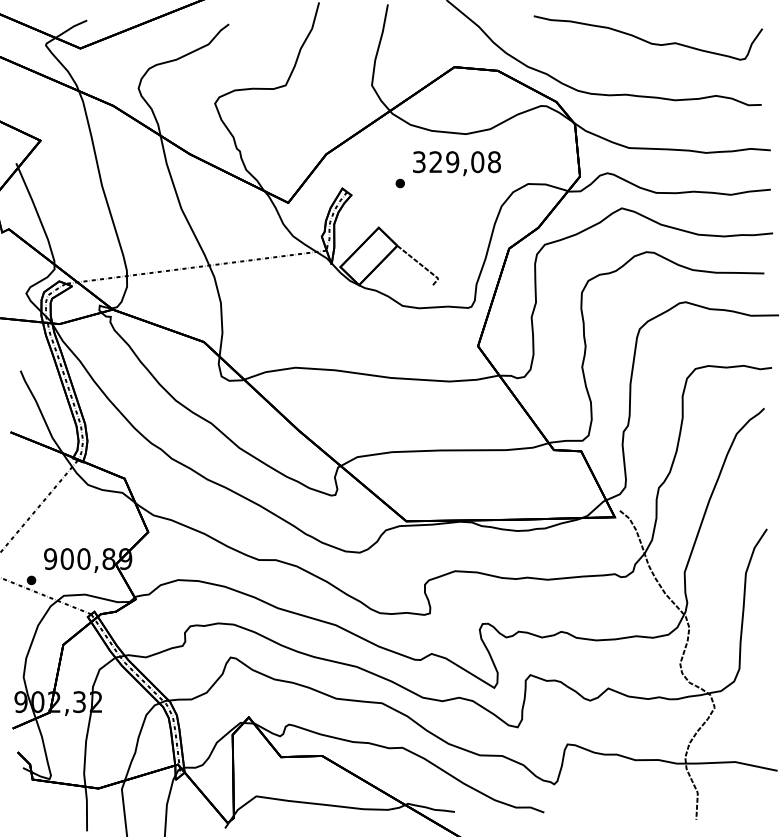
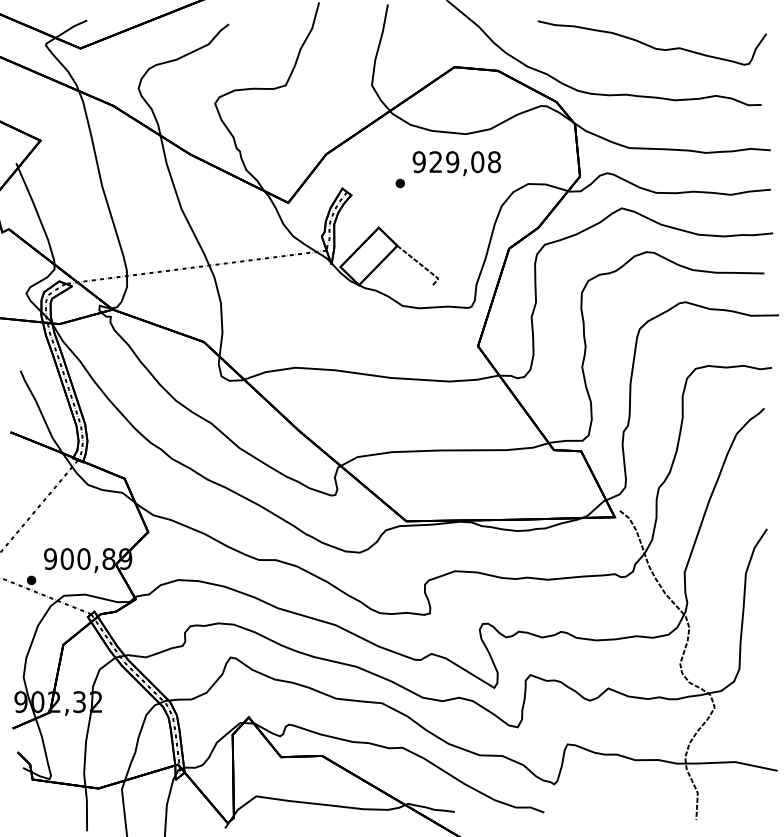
curve position: (646, 40) -> (650, 45) (650, 45)
text: 329,08 -> 929,08 (418, 161)
